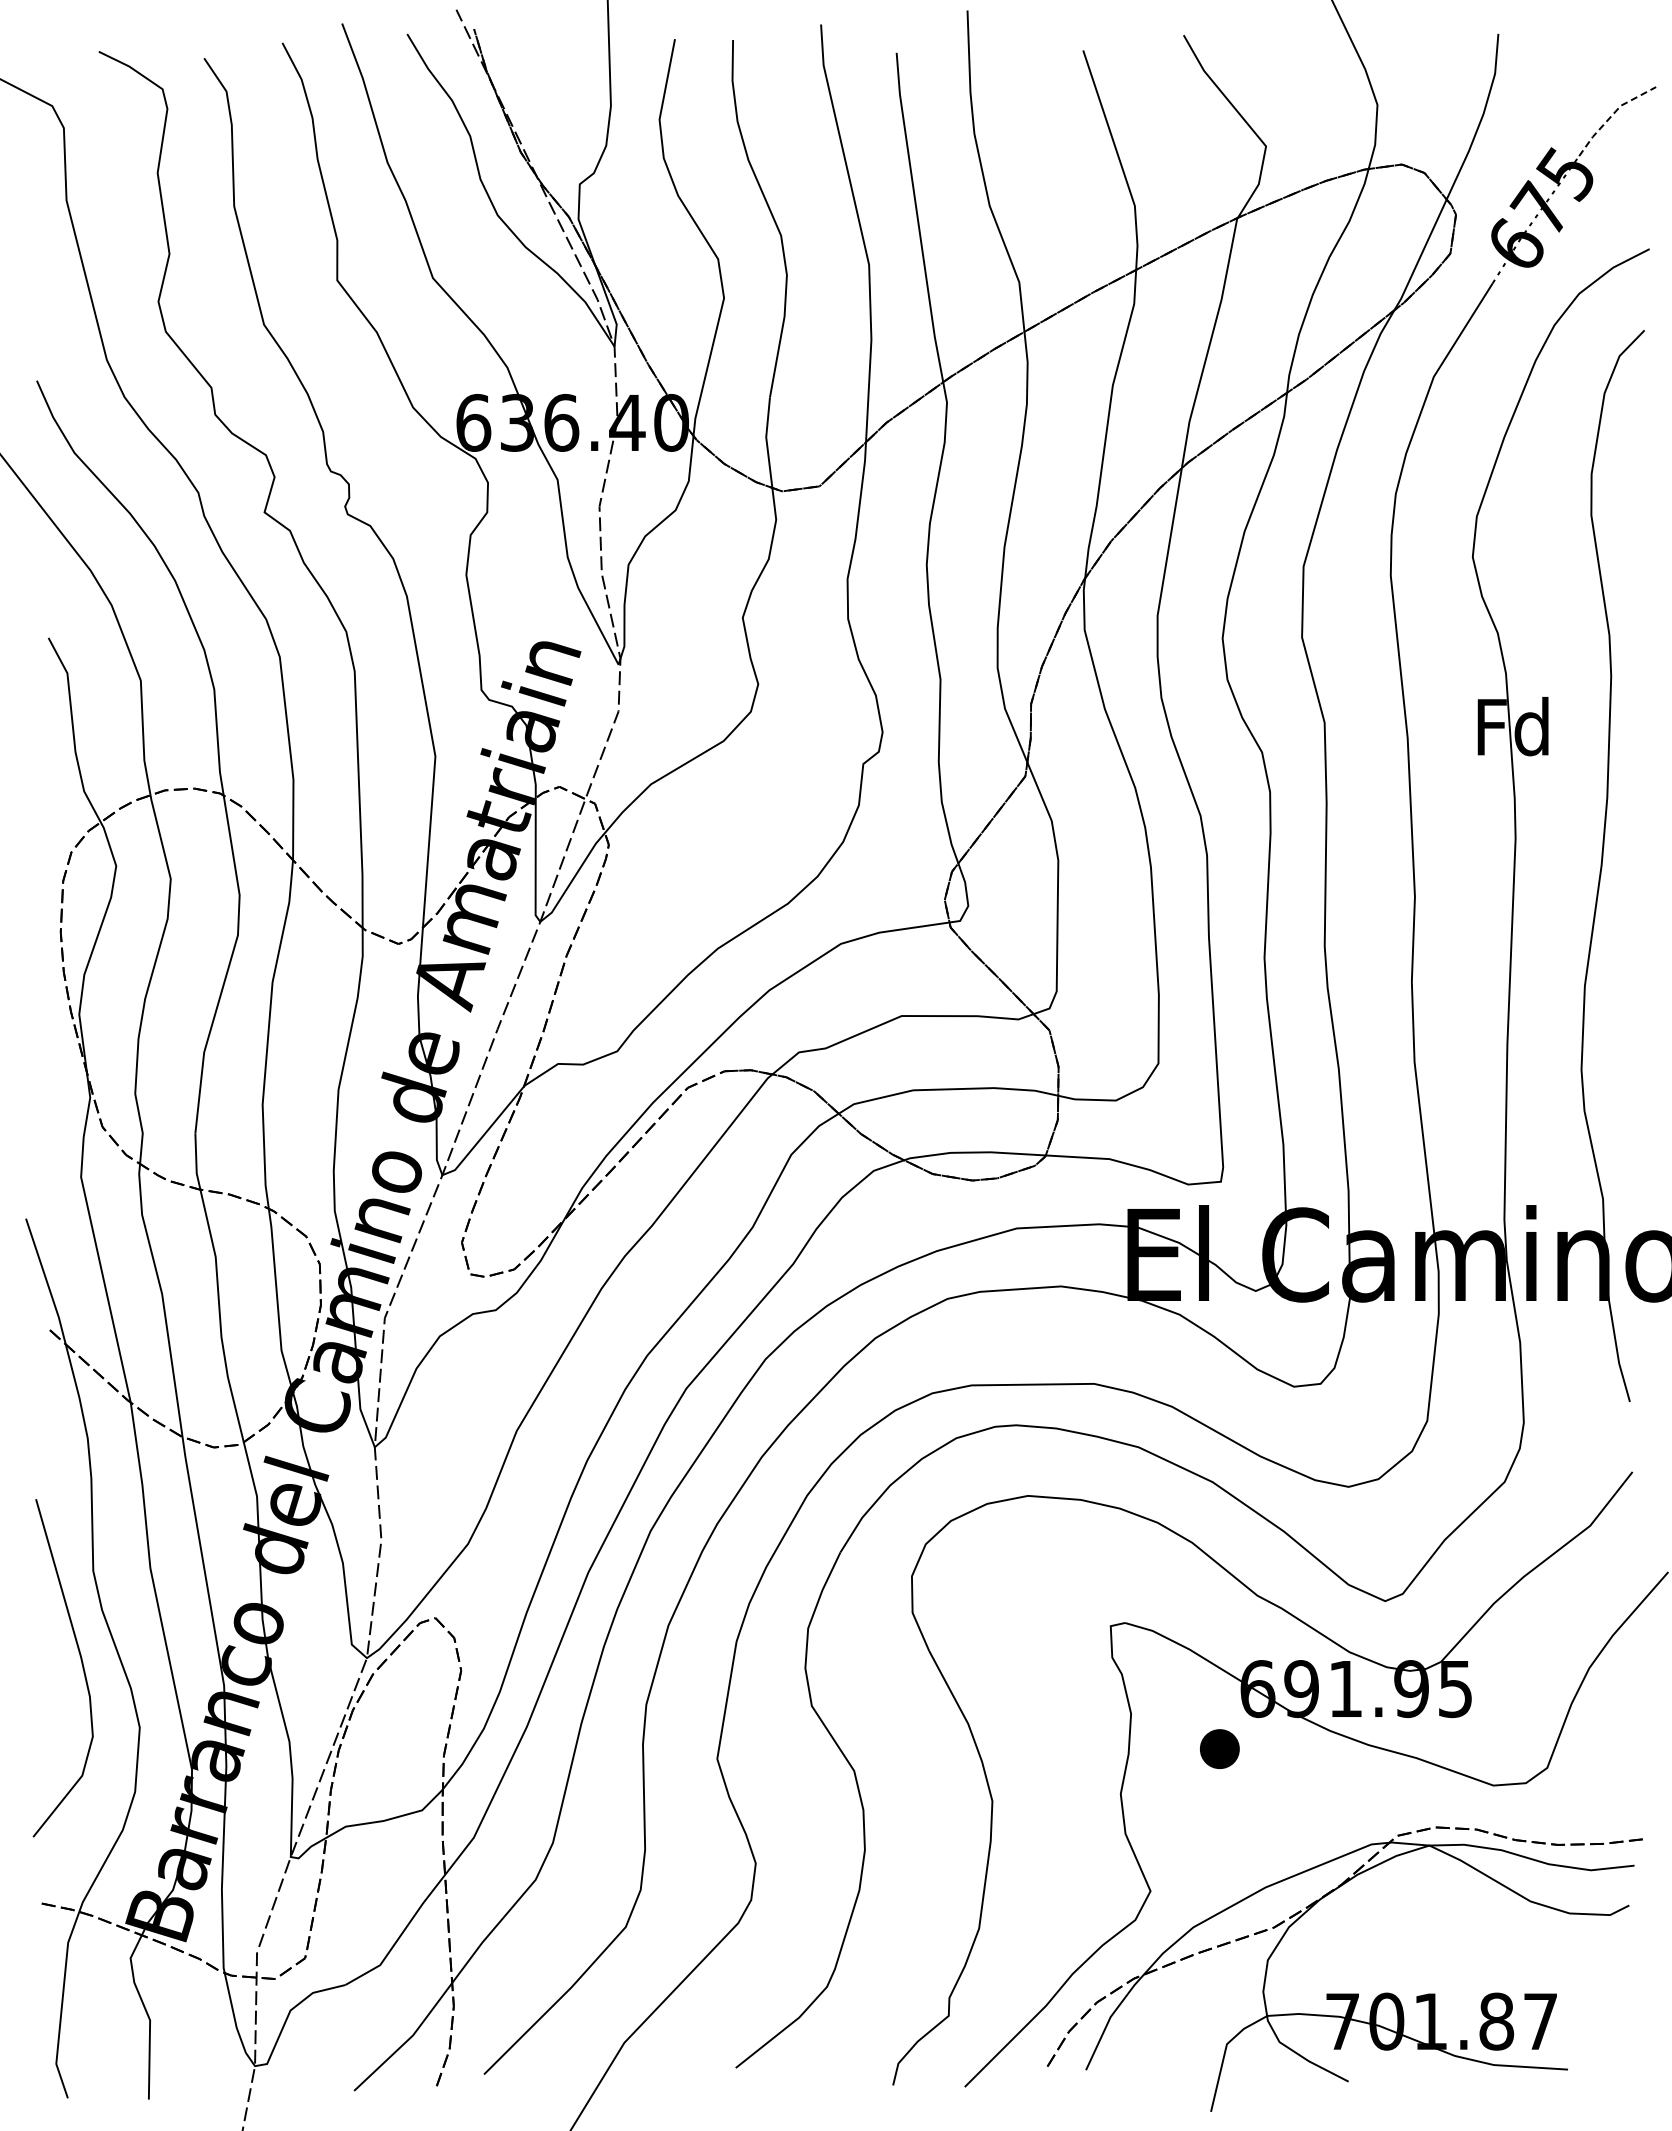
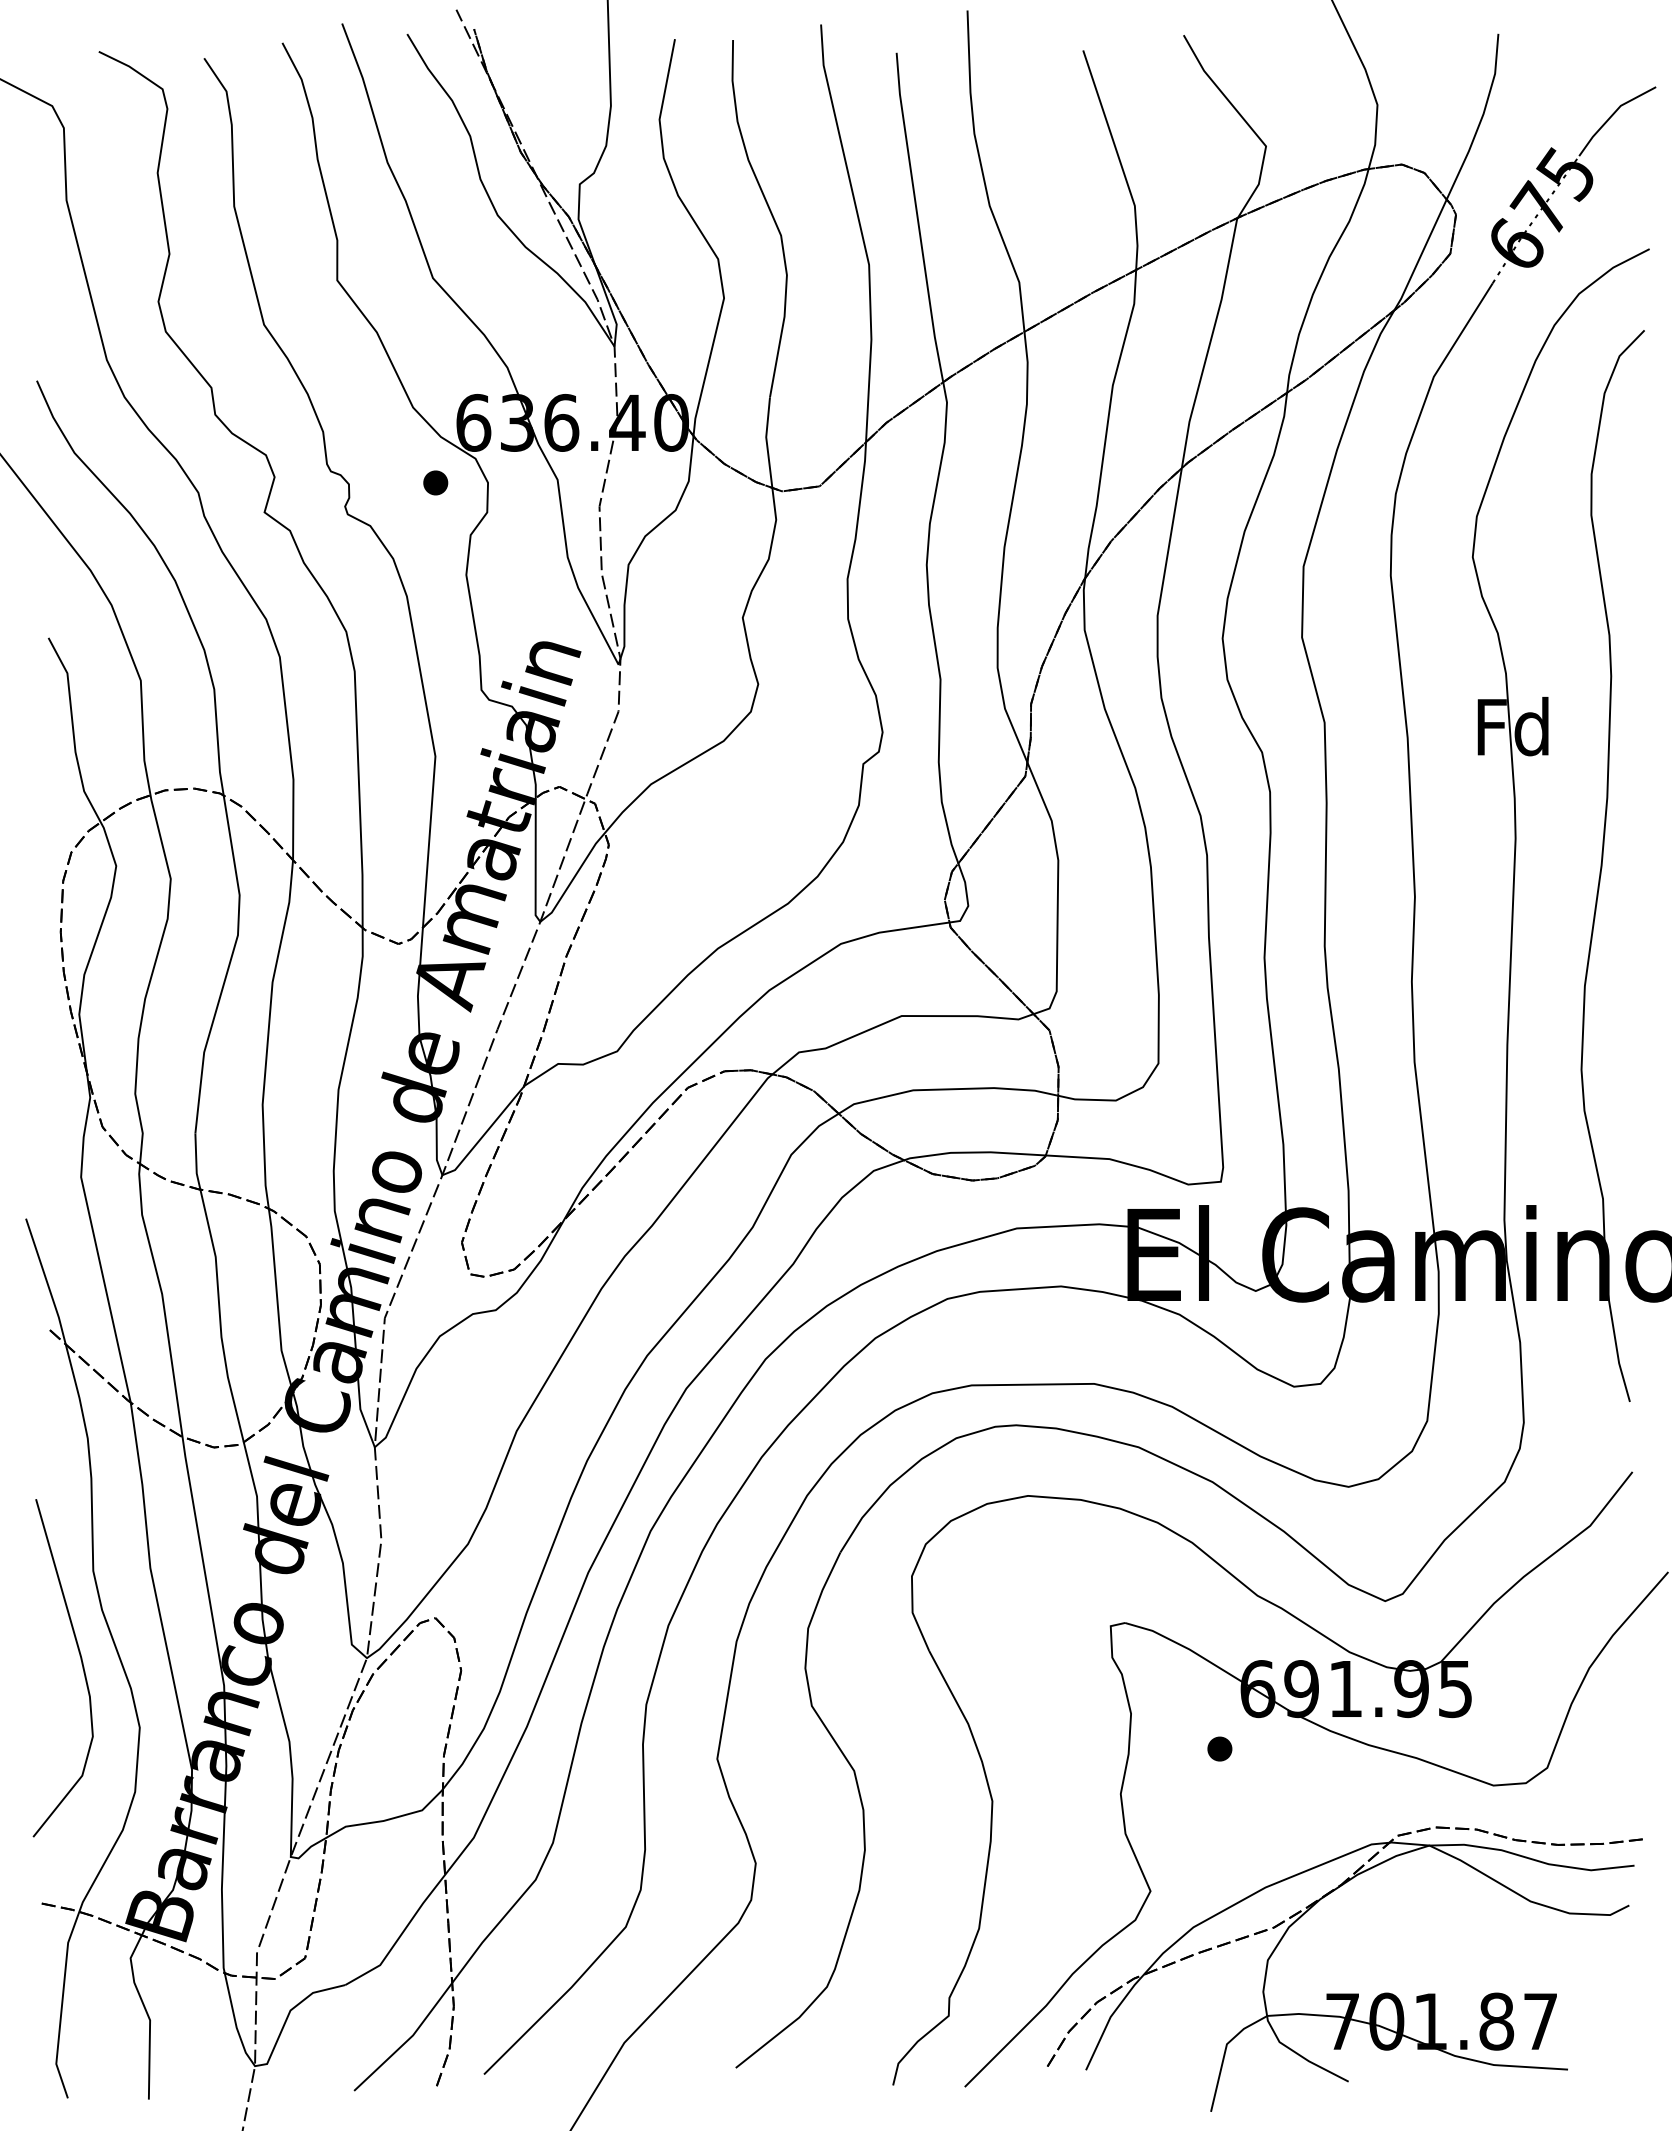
line: dashed -> solid (1612, 115)
part: none -> present (435, 482)
part size: 40x40 px -> 26x26 px (1219, 1748)
